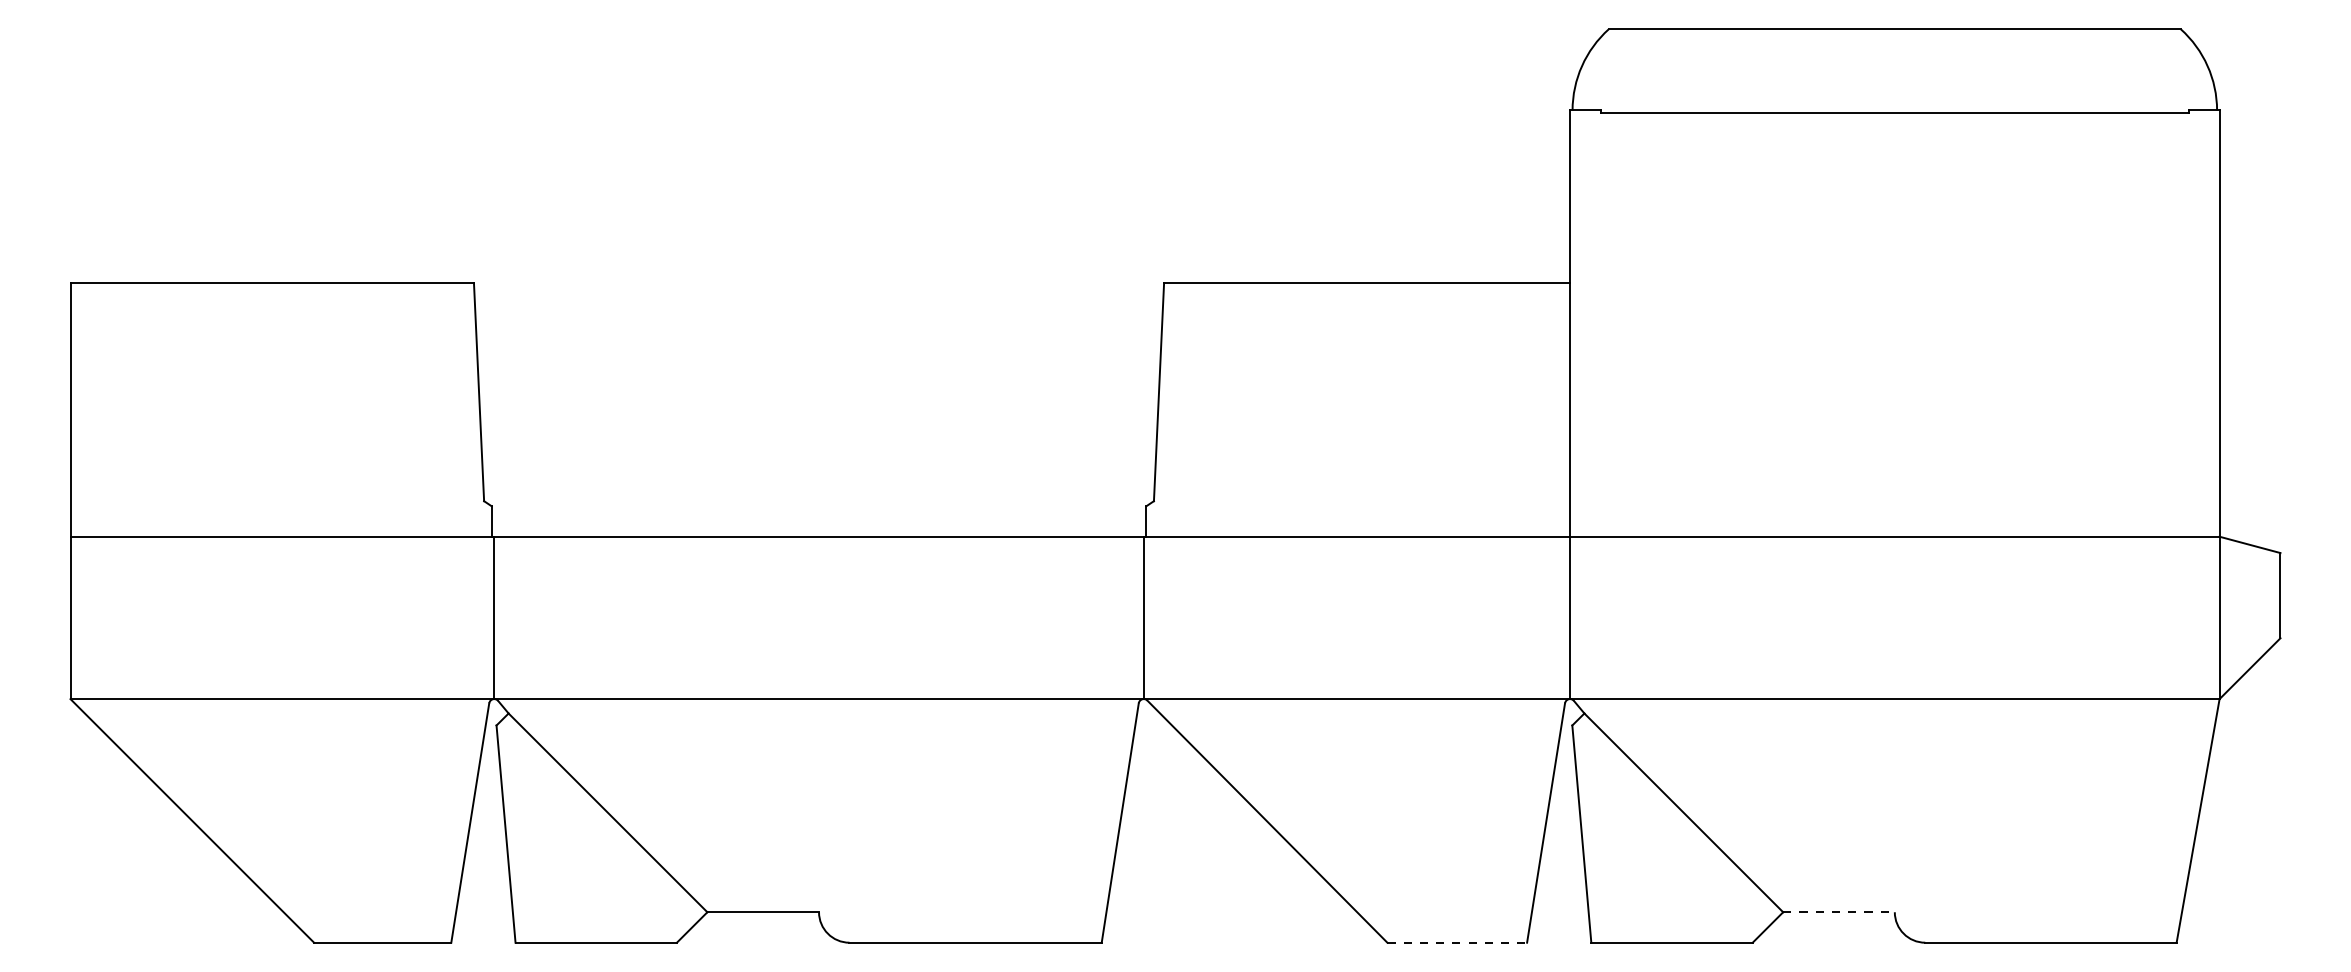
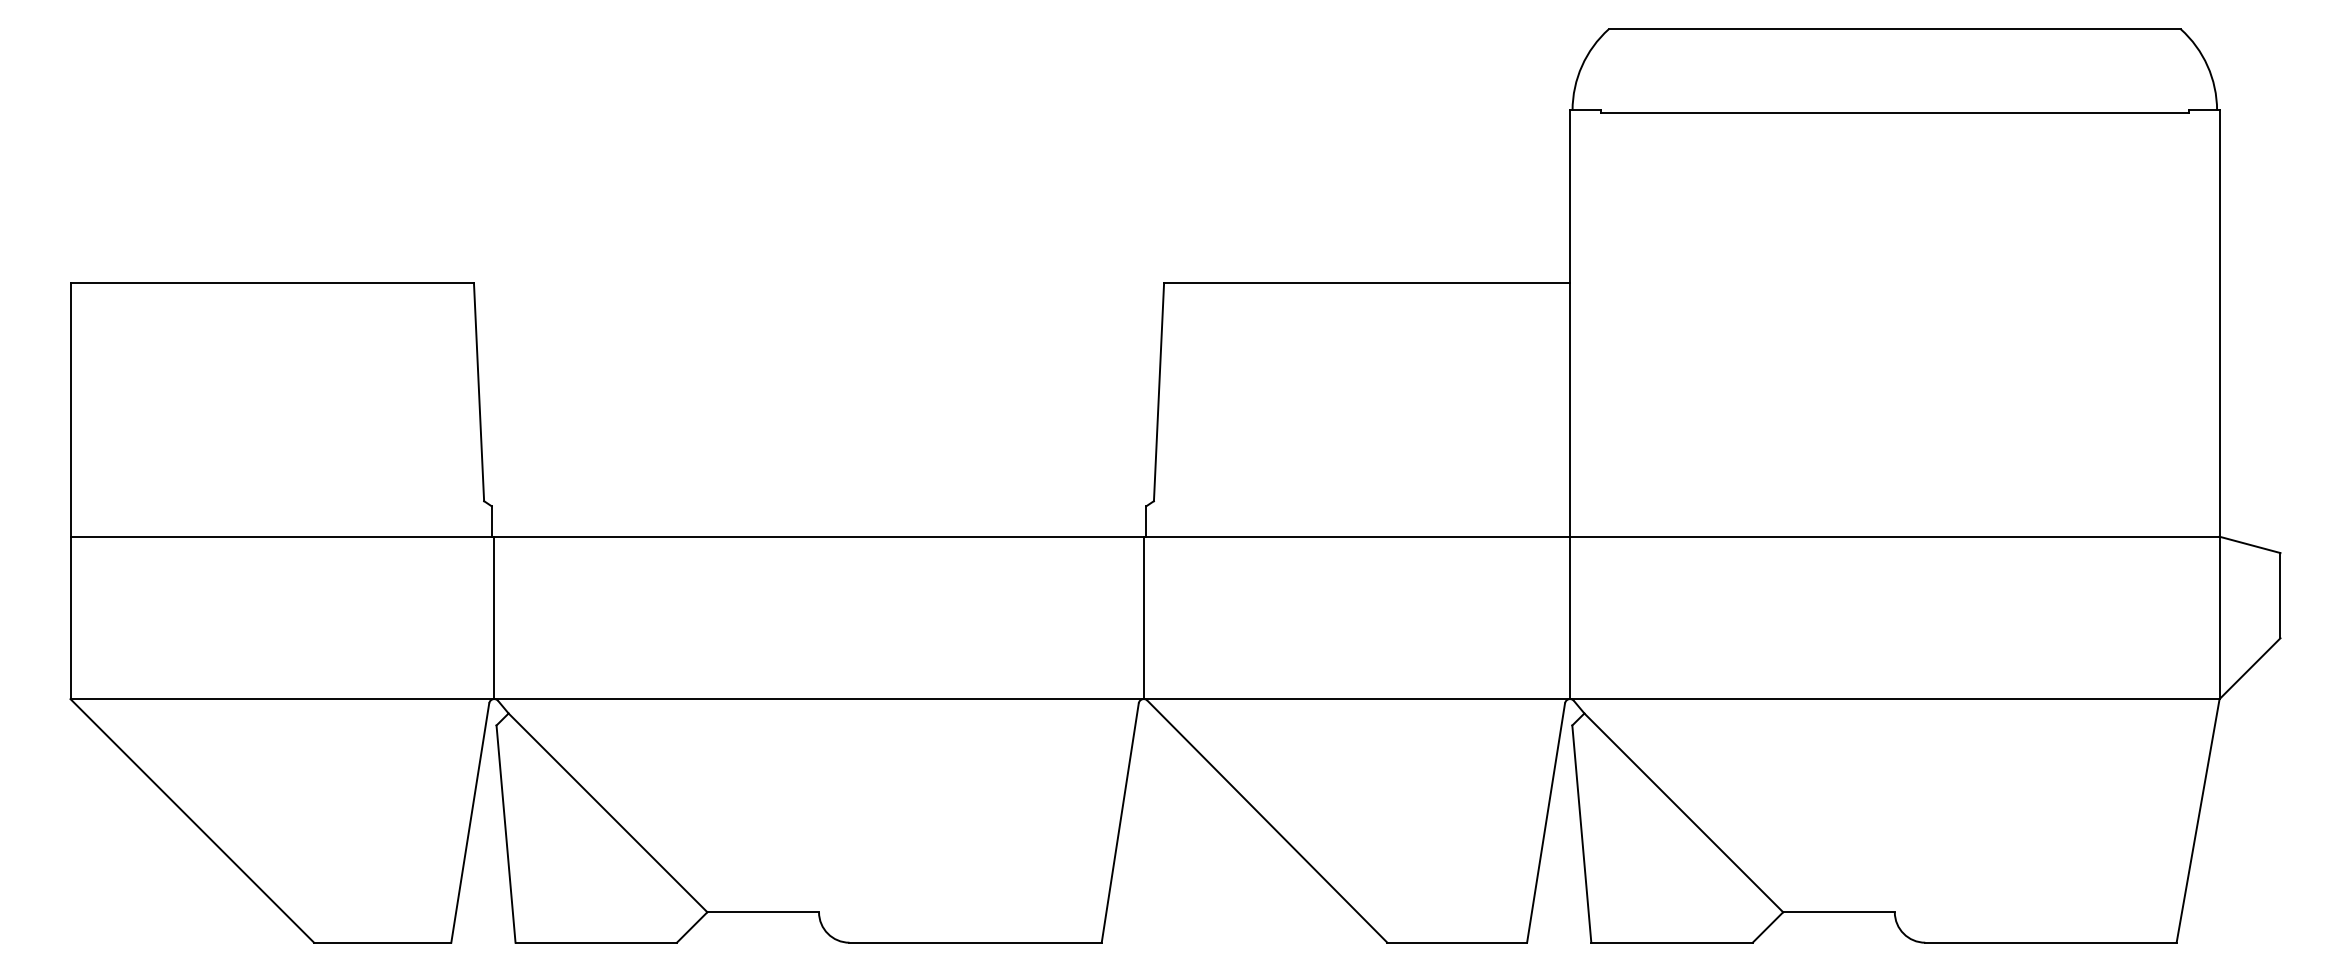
line: dashed -> solid (1839, 912)
line: dashed -> solid (1457, 942)
